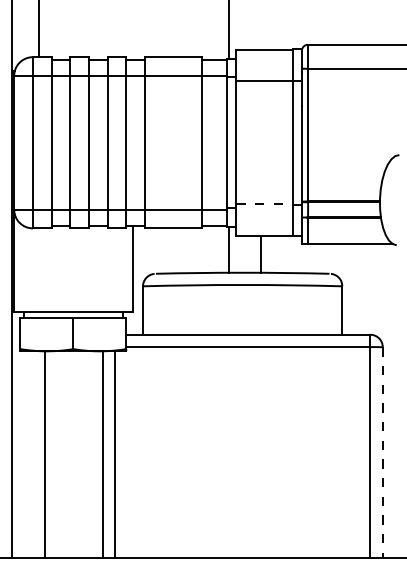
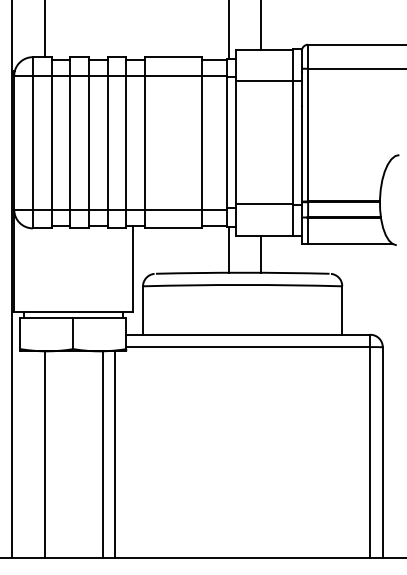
line: none -> present (261, 26)
line position: (38, 29) -> (44, 29) (44, 29)
line: dashed -> solid (264, 204)
line: dashed -> solid (382, 452)
